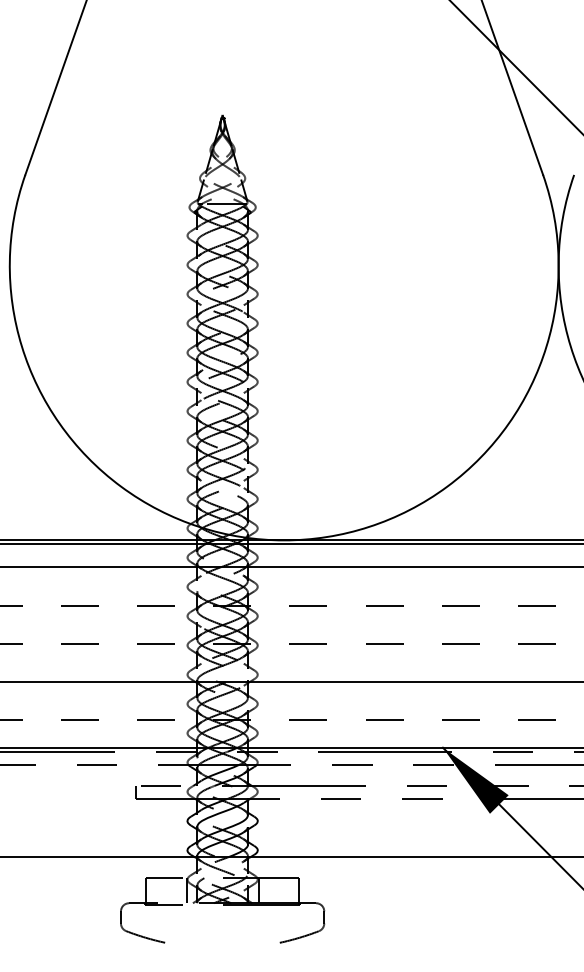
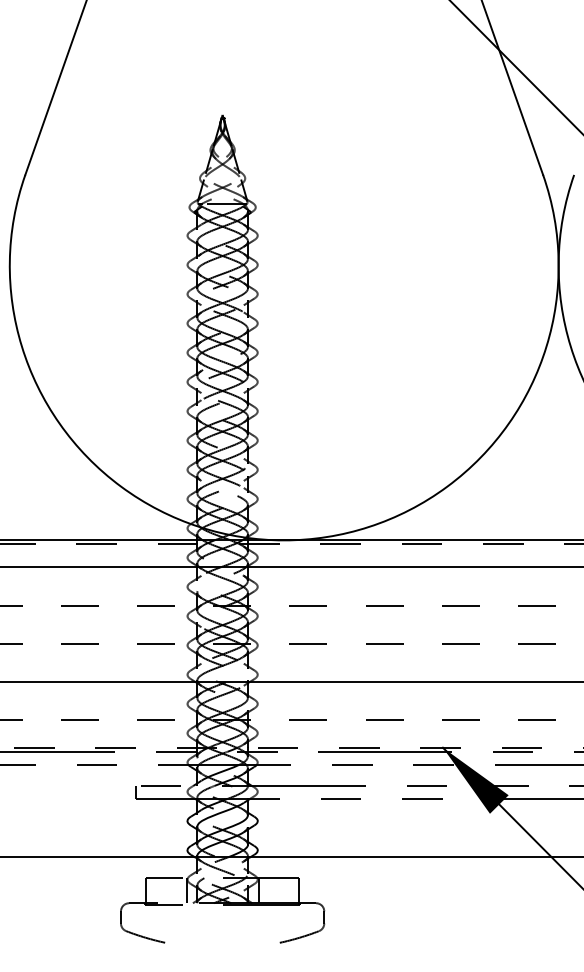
line: solid -> dashed (292, 544)
line: solid -> dashed (291, 747)
